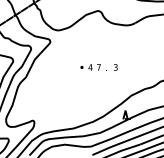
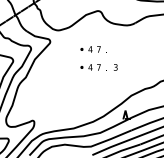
part: none -> present (93, 49)
